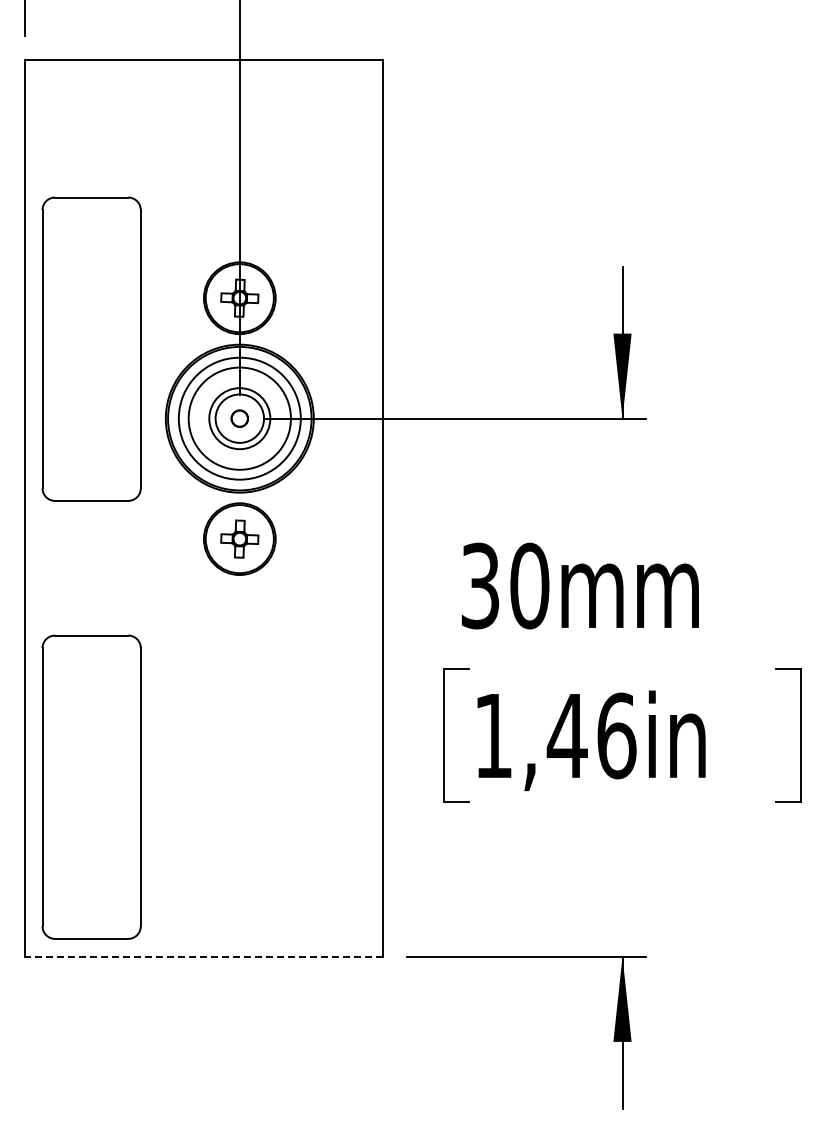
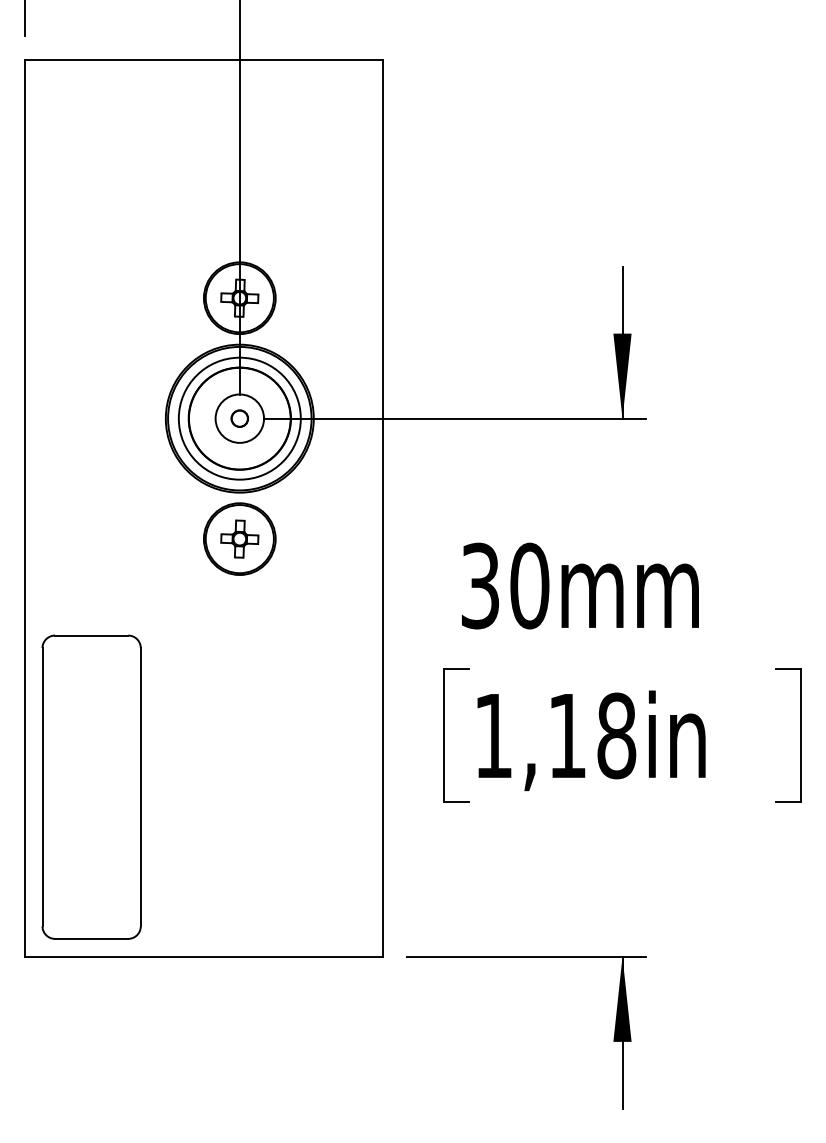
part: present -> none (91, 348)
circle diameter: 61 px -> 102 px (239, 418)
text: 1,46in -> 1,18in (591, 735)
line: dashed -> solid (203, 956)
